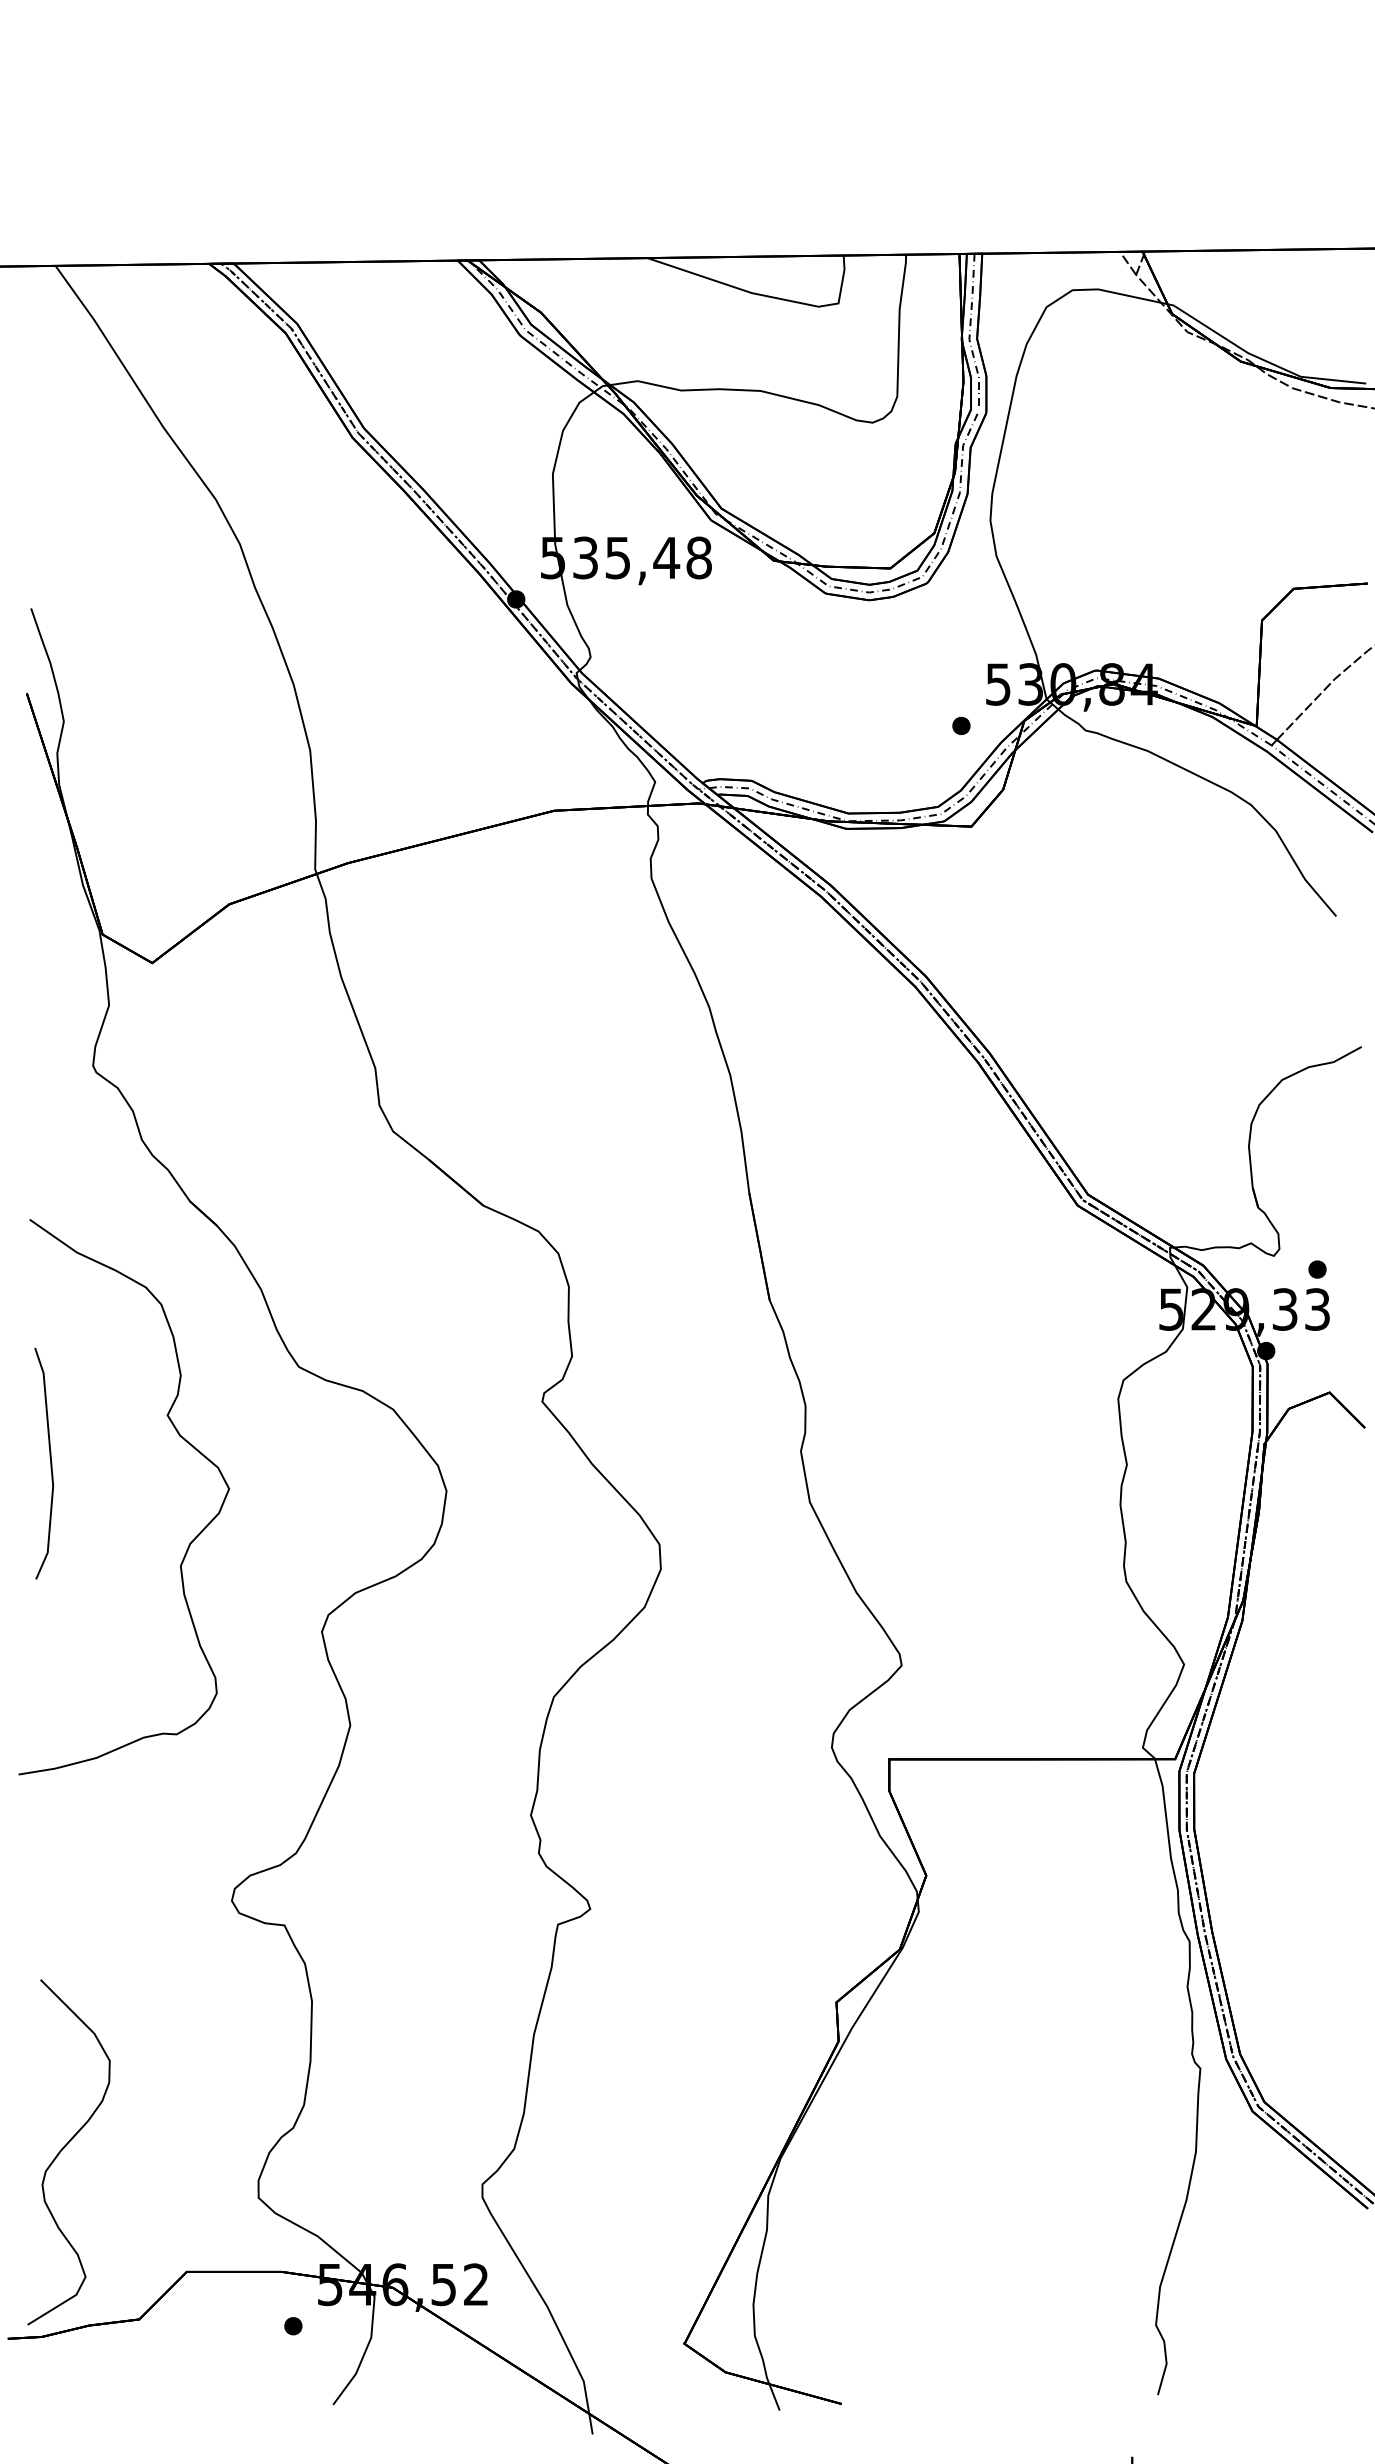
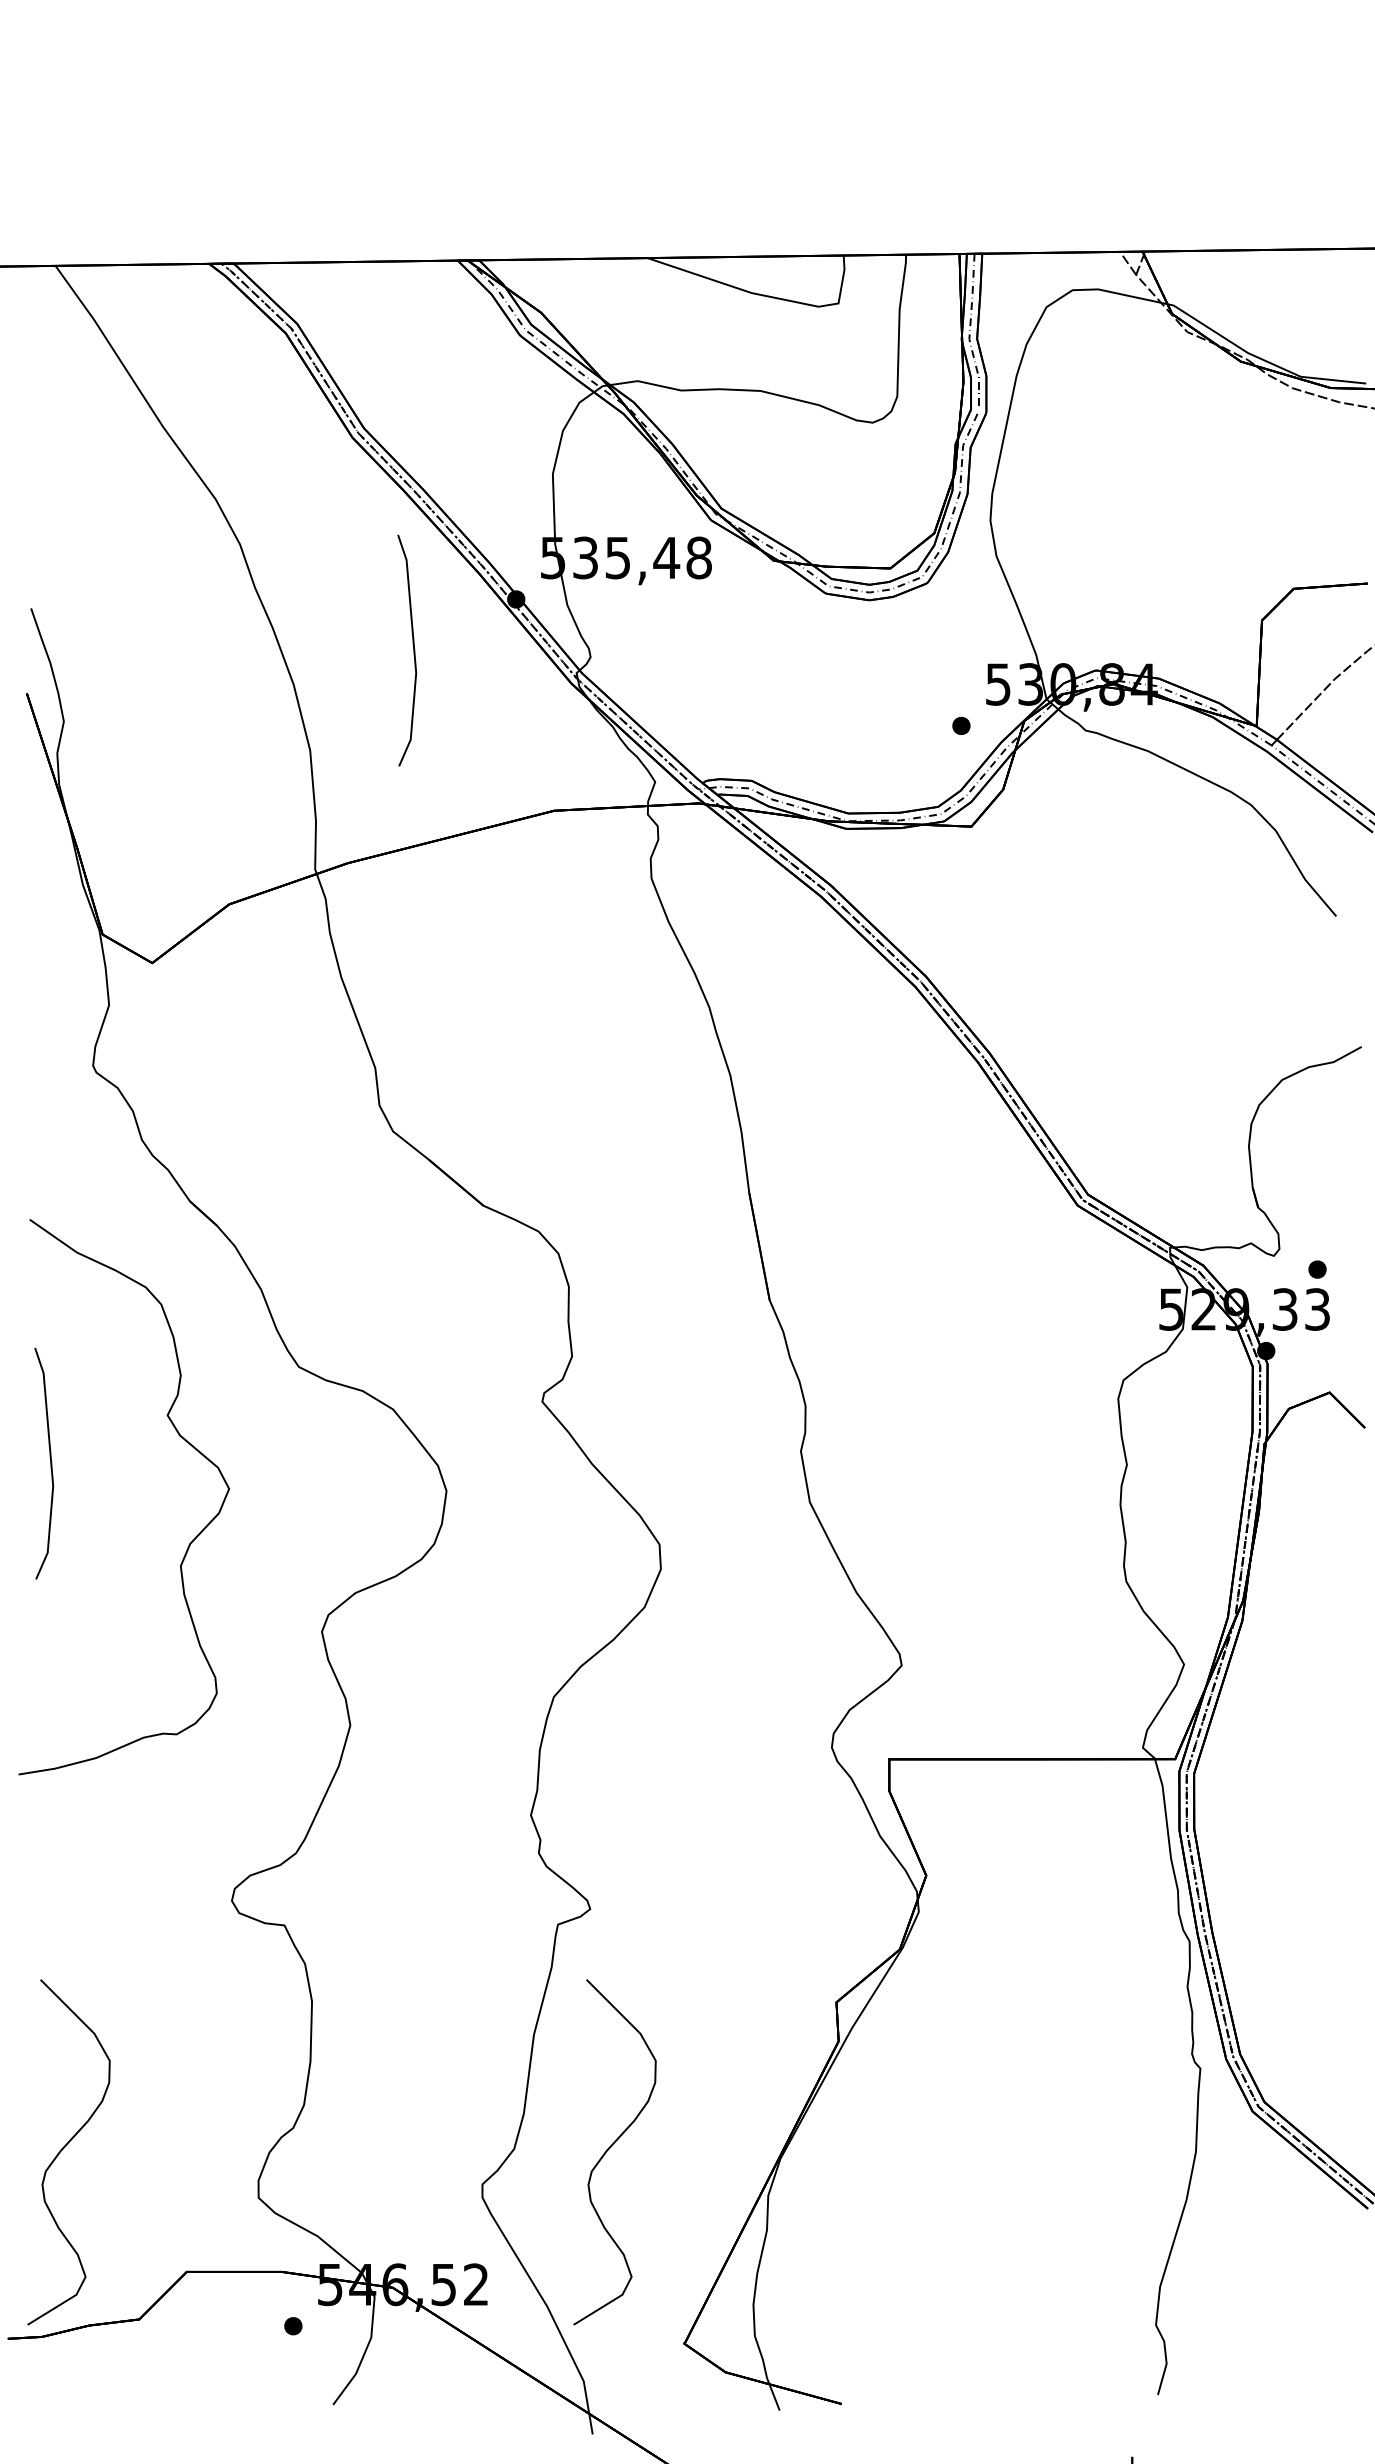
line: none -> present (413, 650)
curve: none -> present (610, 2148)
